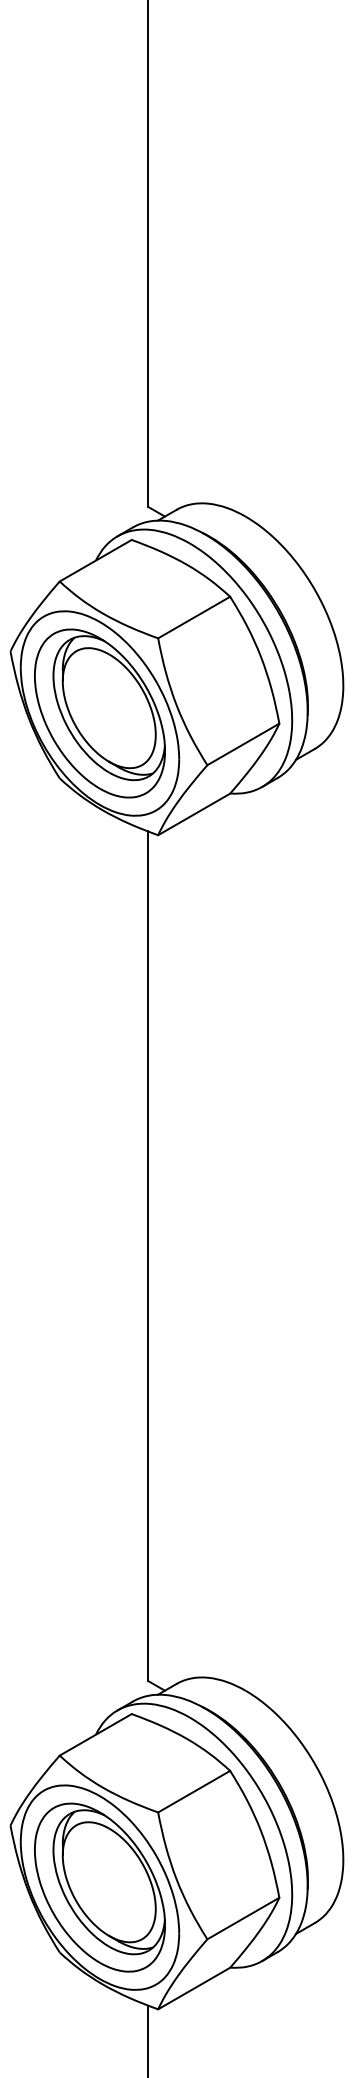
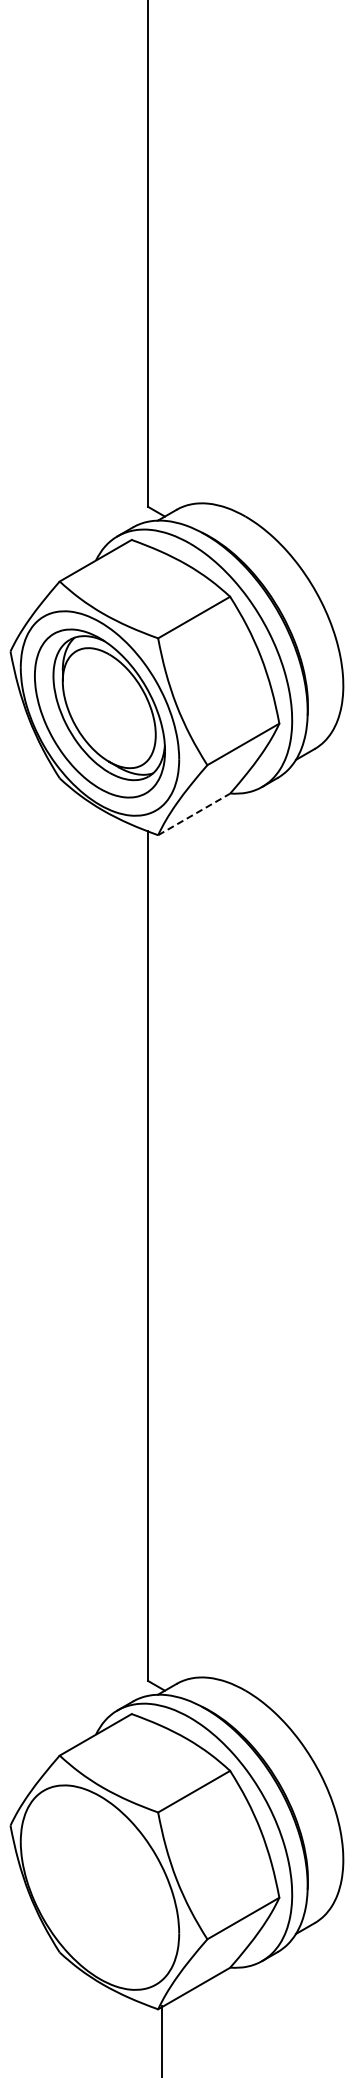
line: solid -> dashed (194, 814)
part: present -> none (99, 1887)
line position: (148, 2039) -> (162, 2039) (162, 2039)
